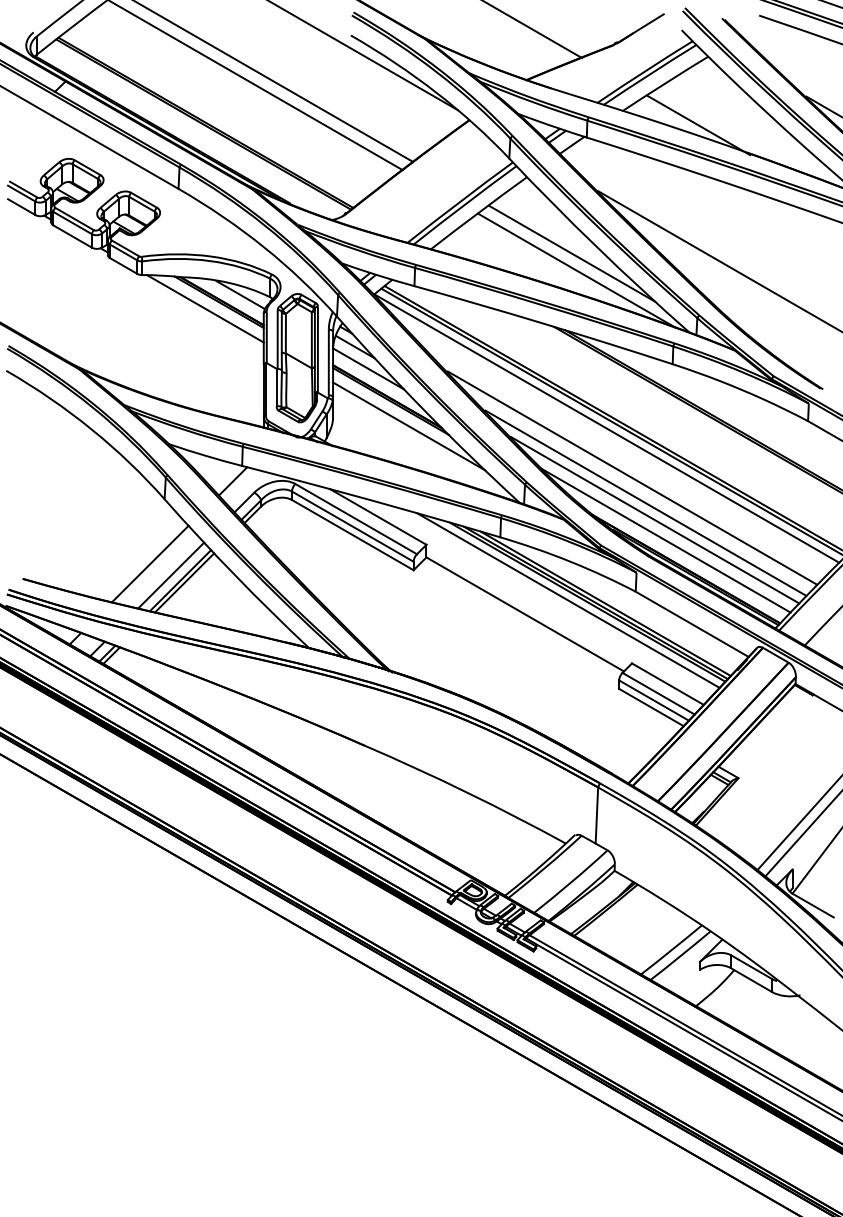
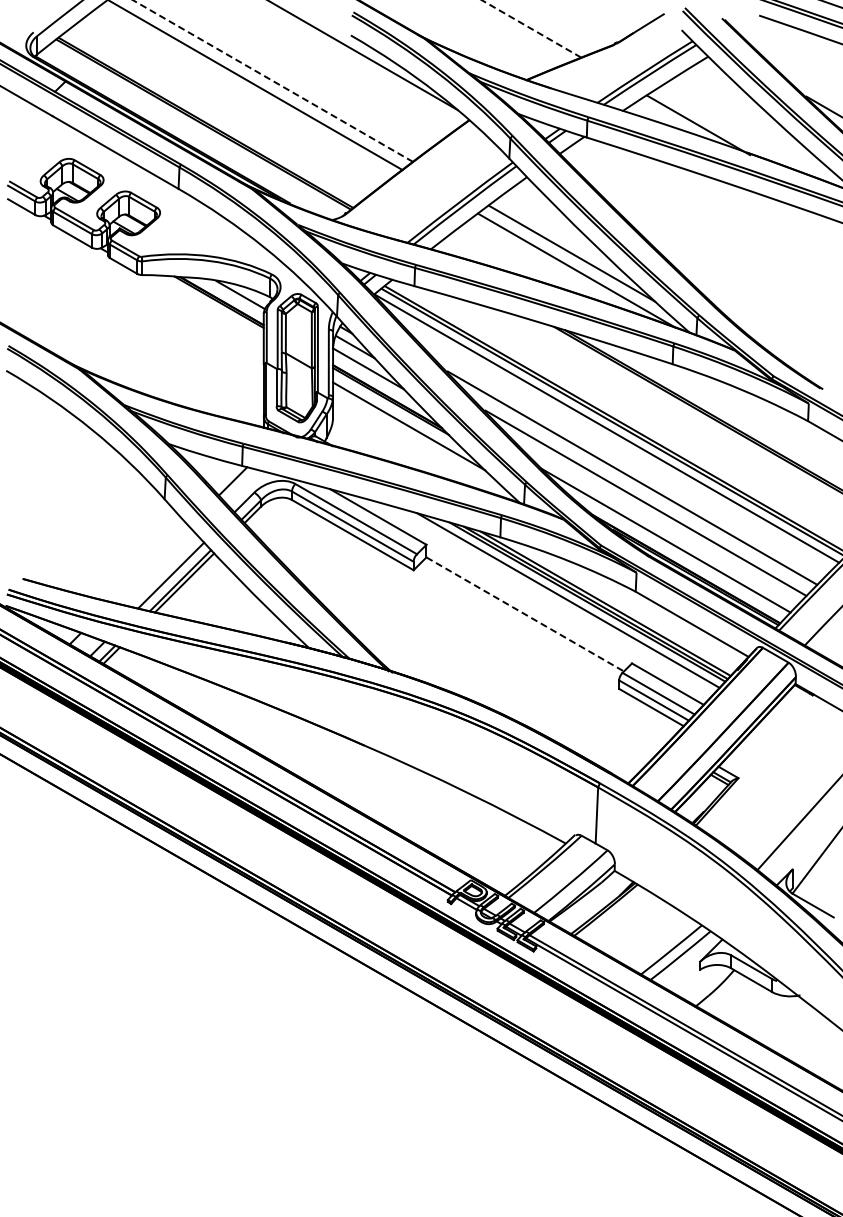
line: solid -> dashed (531, 29)
line: solid -> dashed (273, 81)
line: present -> none (718, 260)
line: present -> none (205, 308)
line: present -> none (654, 519)
line: present -> none (149, 563)
line: solid -> dashed (525, 614)
line: present -> none (802, 834)
